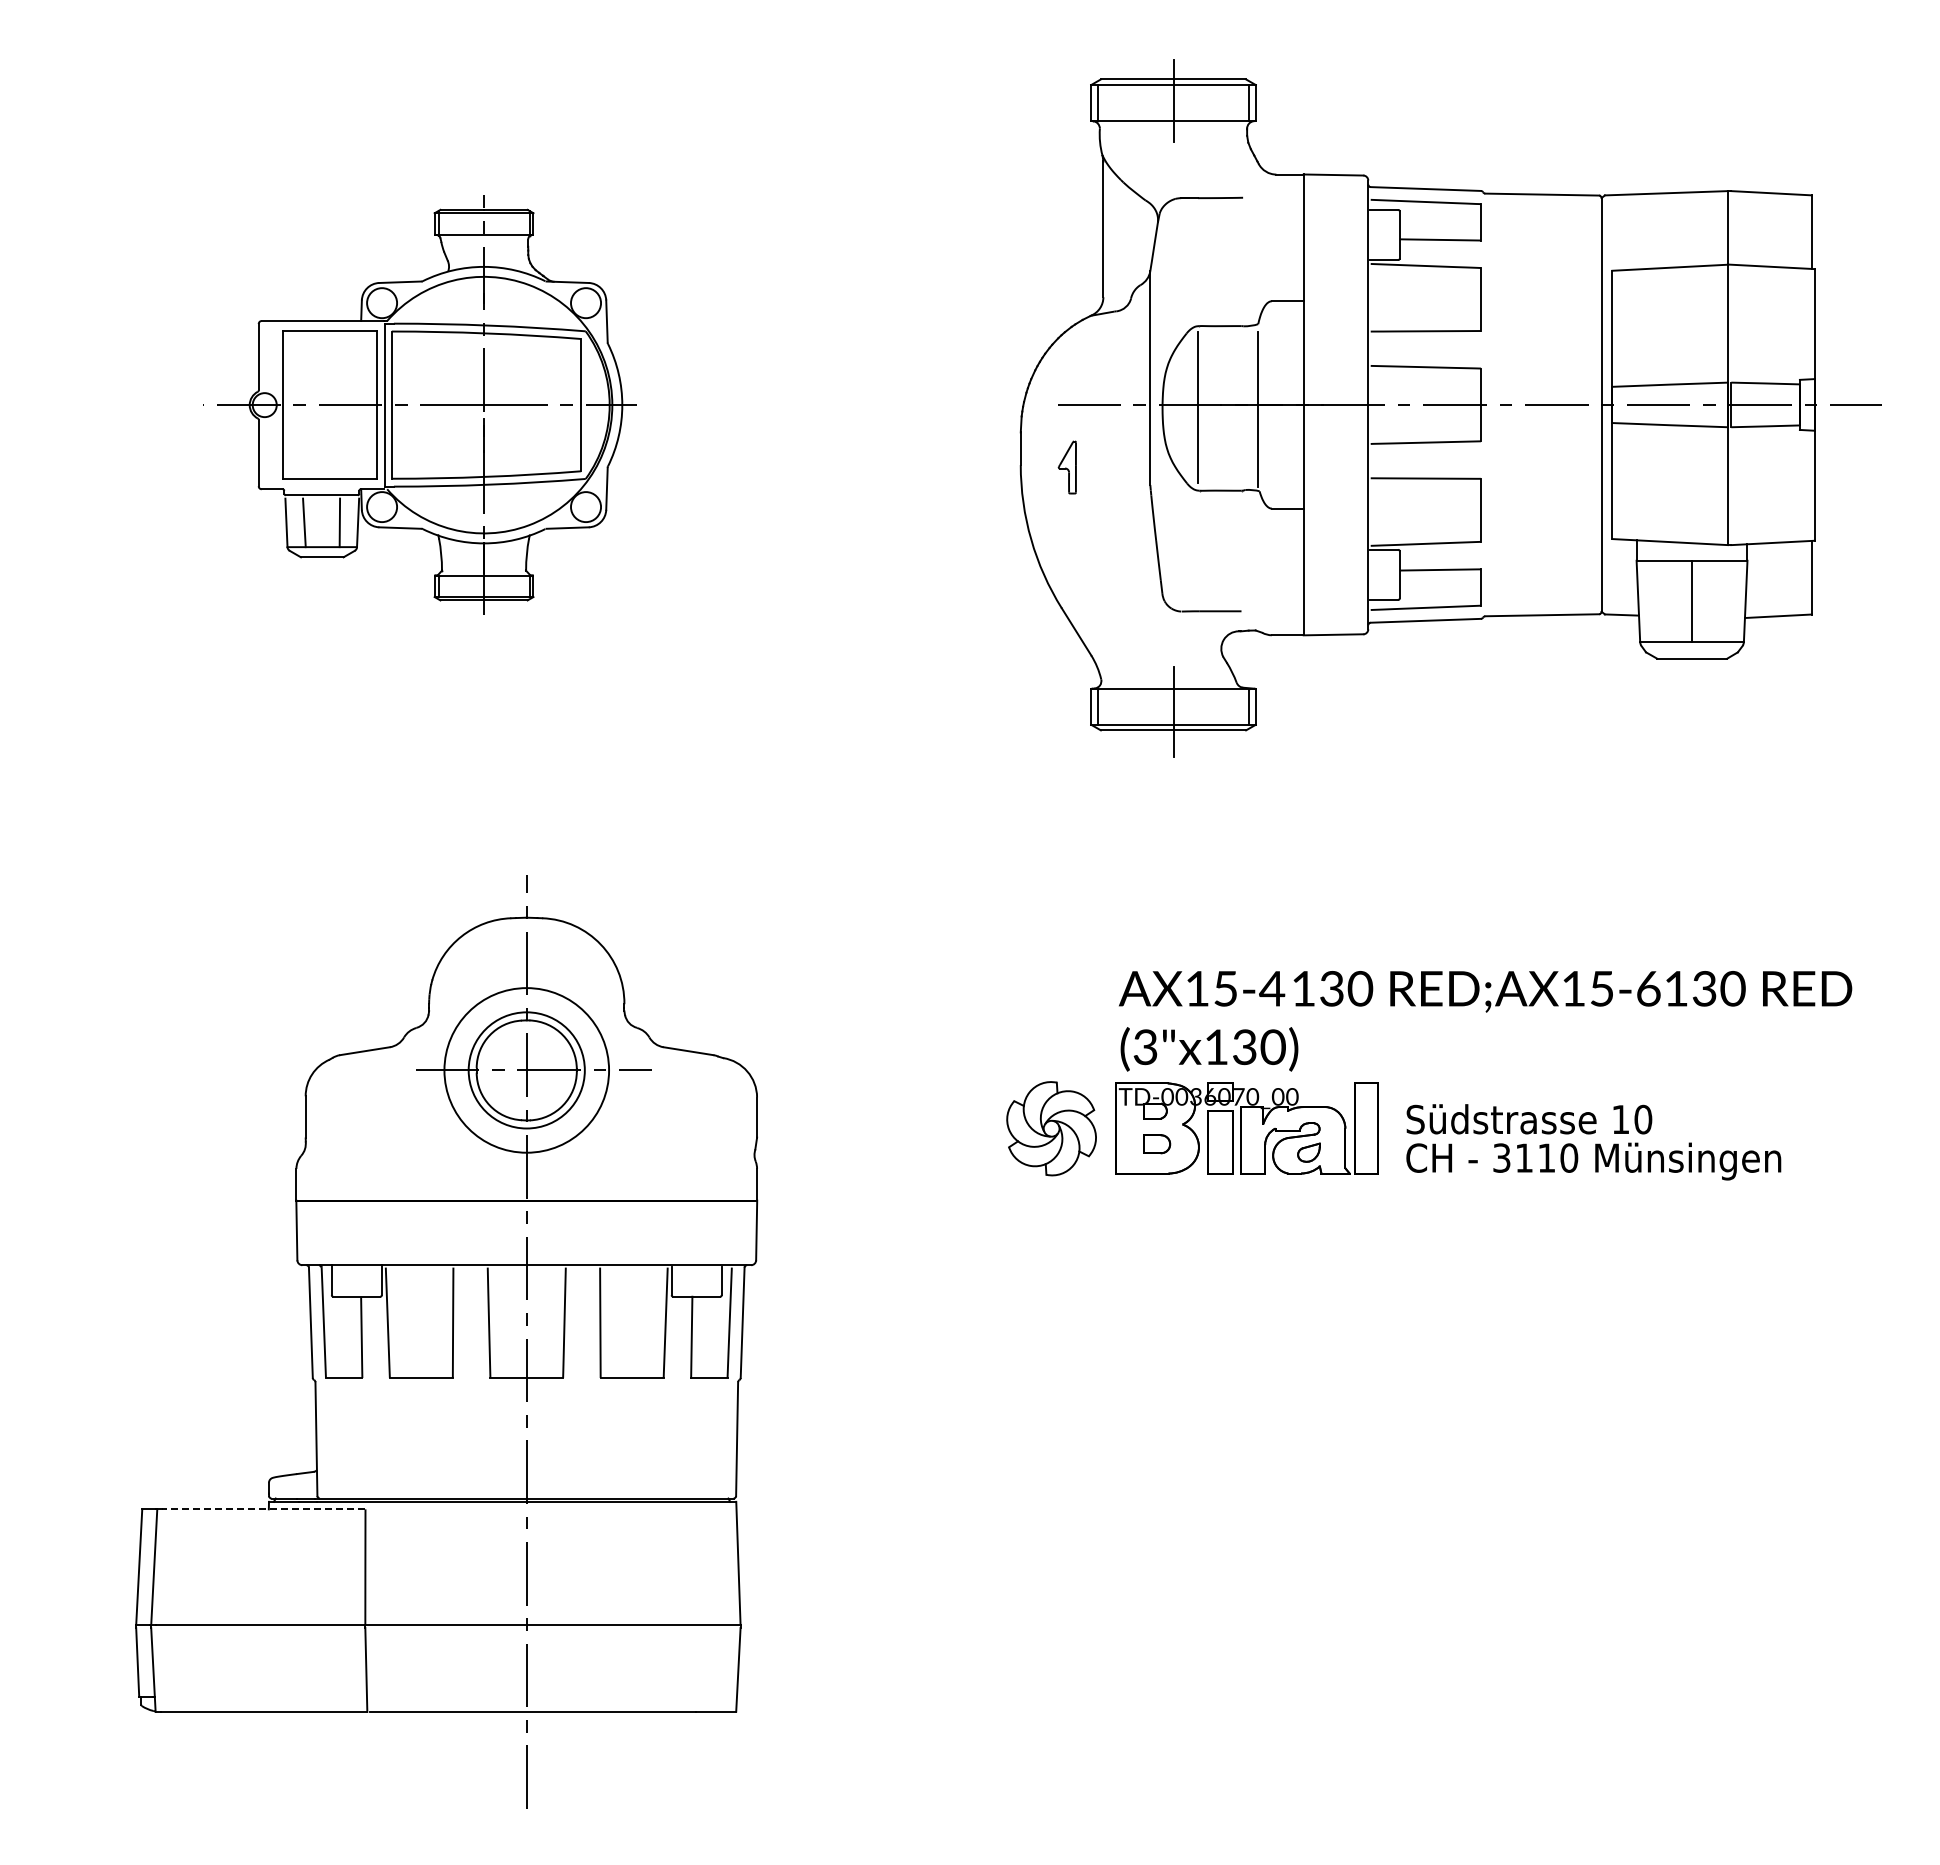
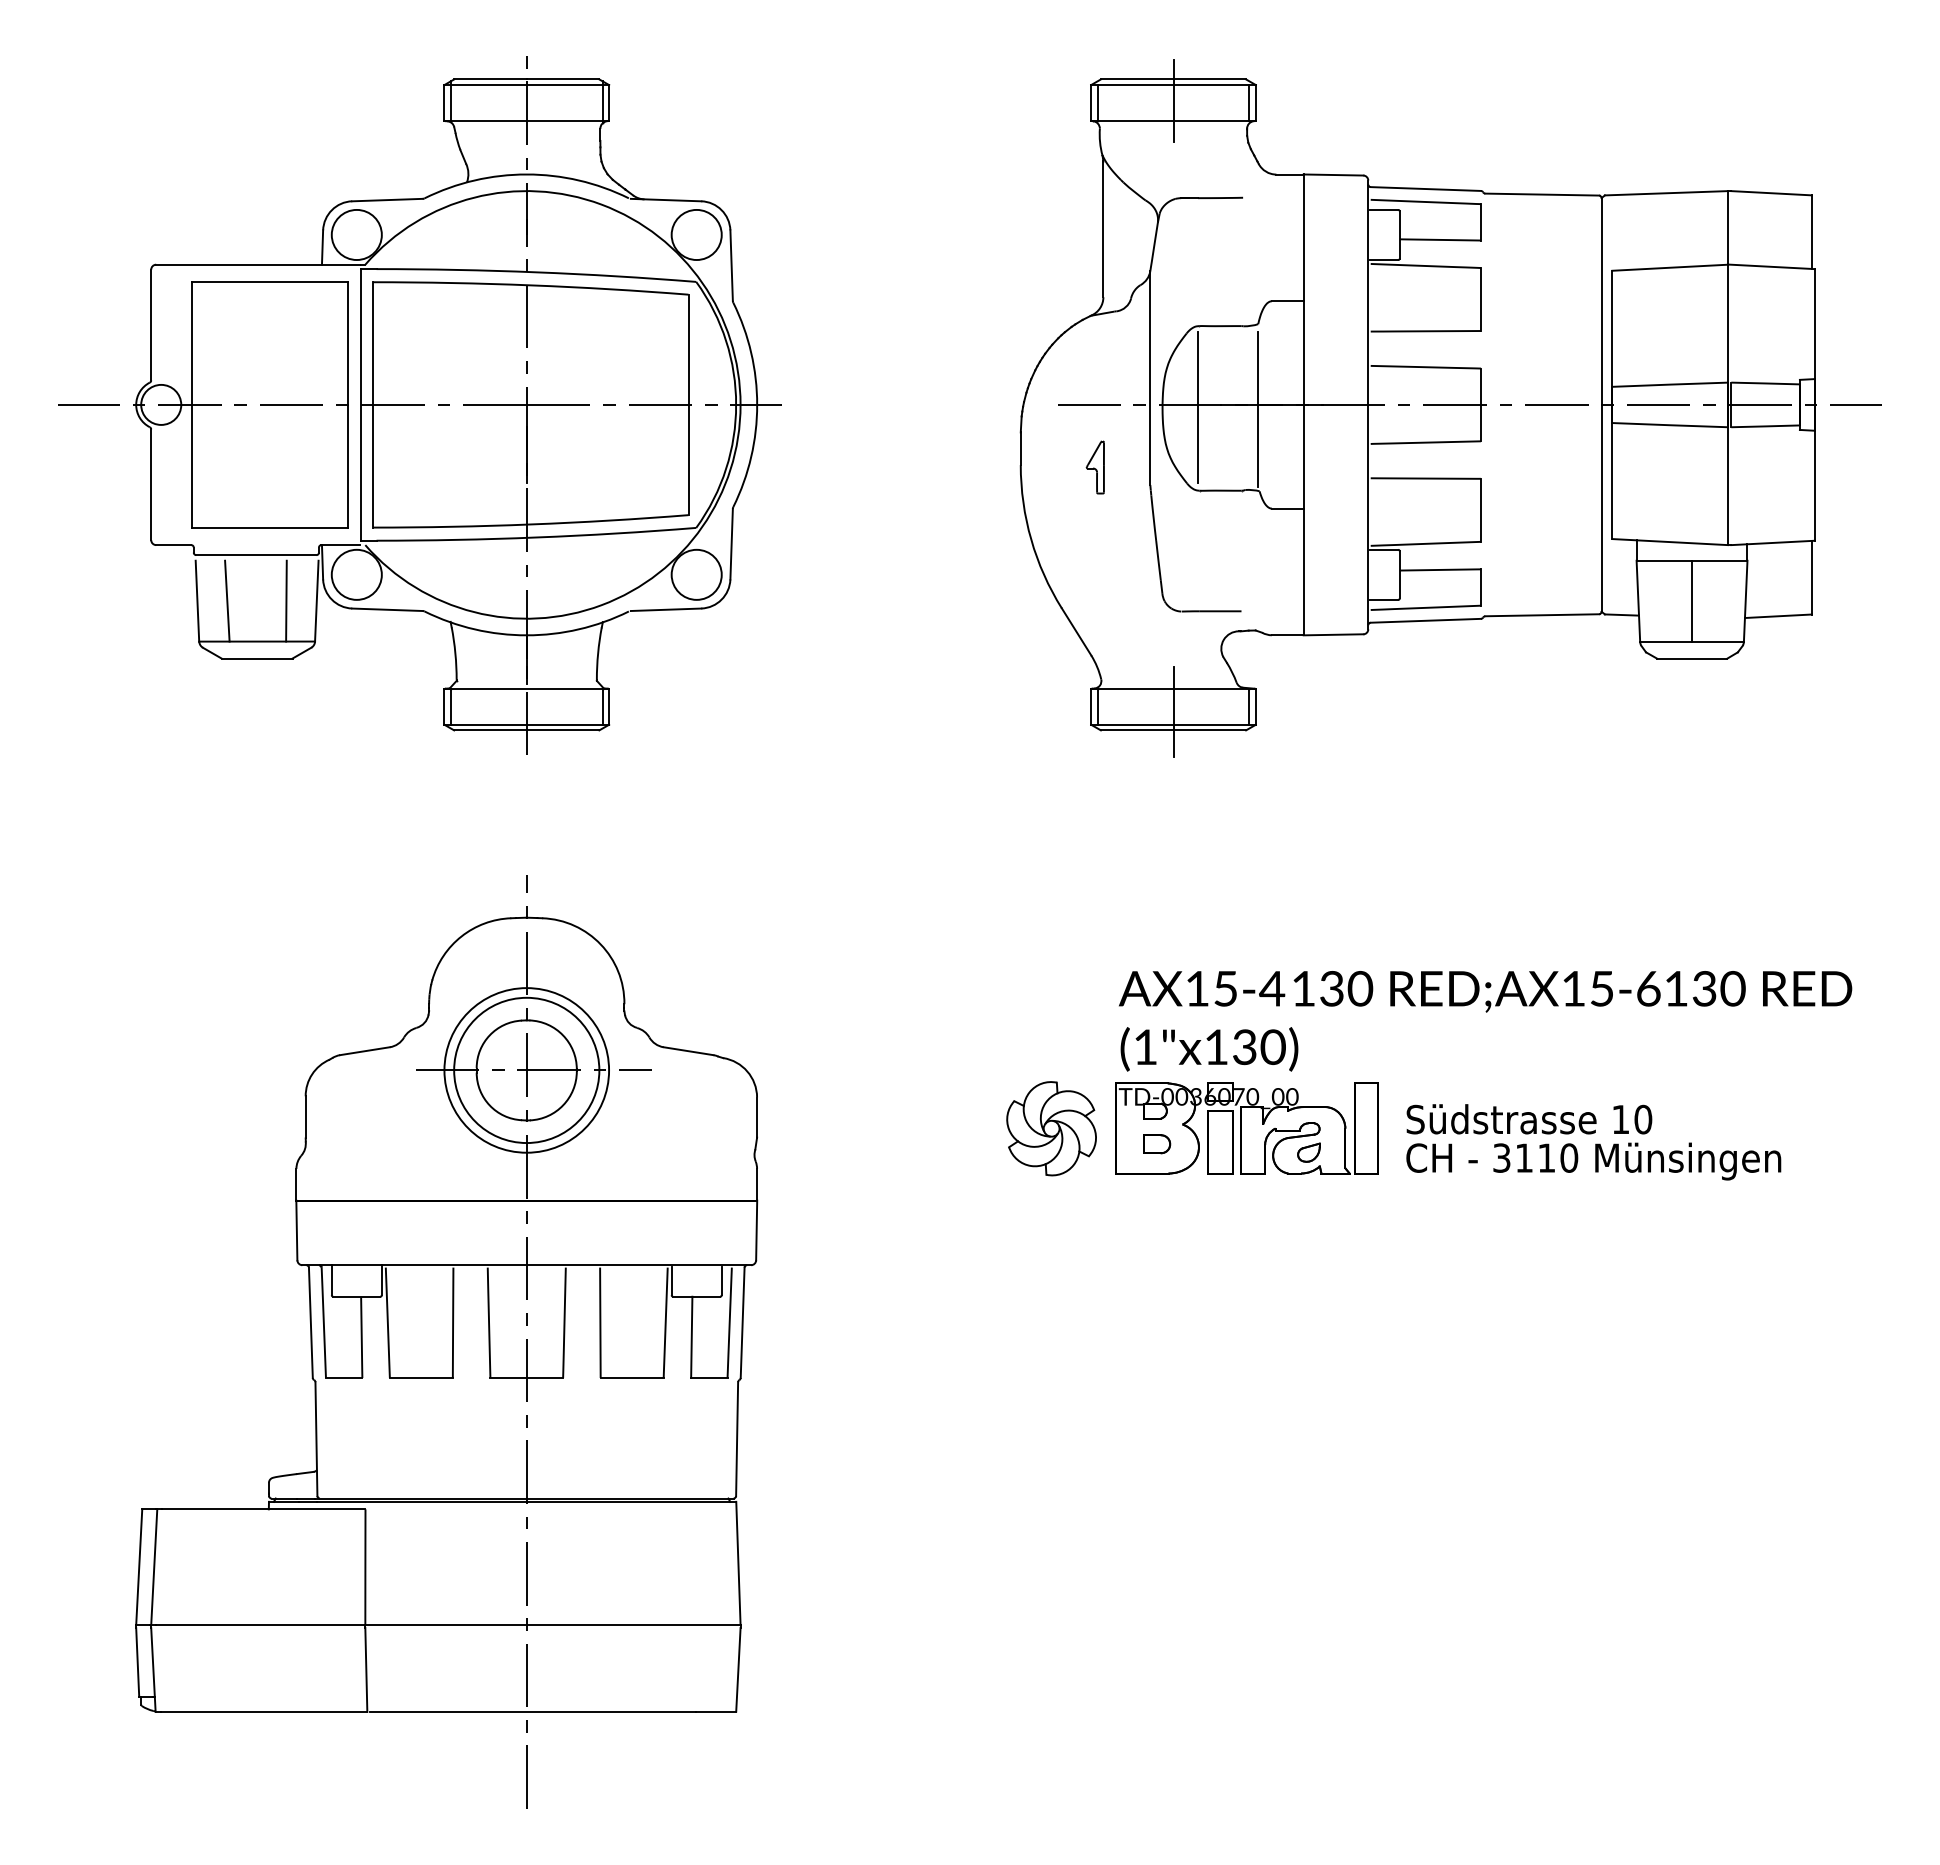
part size: 434x420 px -> 724x699 px (419, 405)
part position: (1066, 467) -> (1094, 467) (1094, 467)
text: (3"x130) -> (1"x130) (1145, 1047)
circle diameter: 116 px -> 145 px (526, 1070)
line: dashed -> solid (263, 1509)
